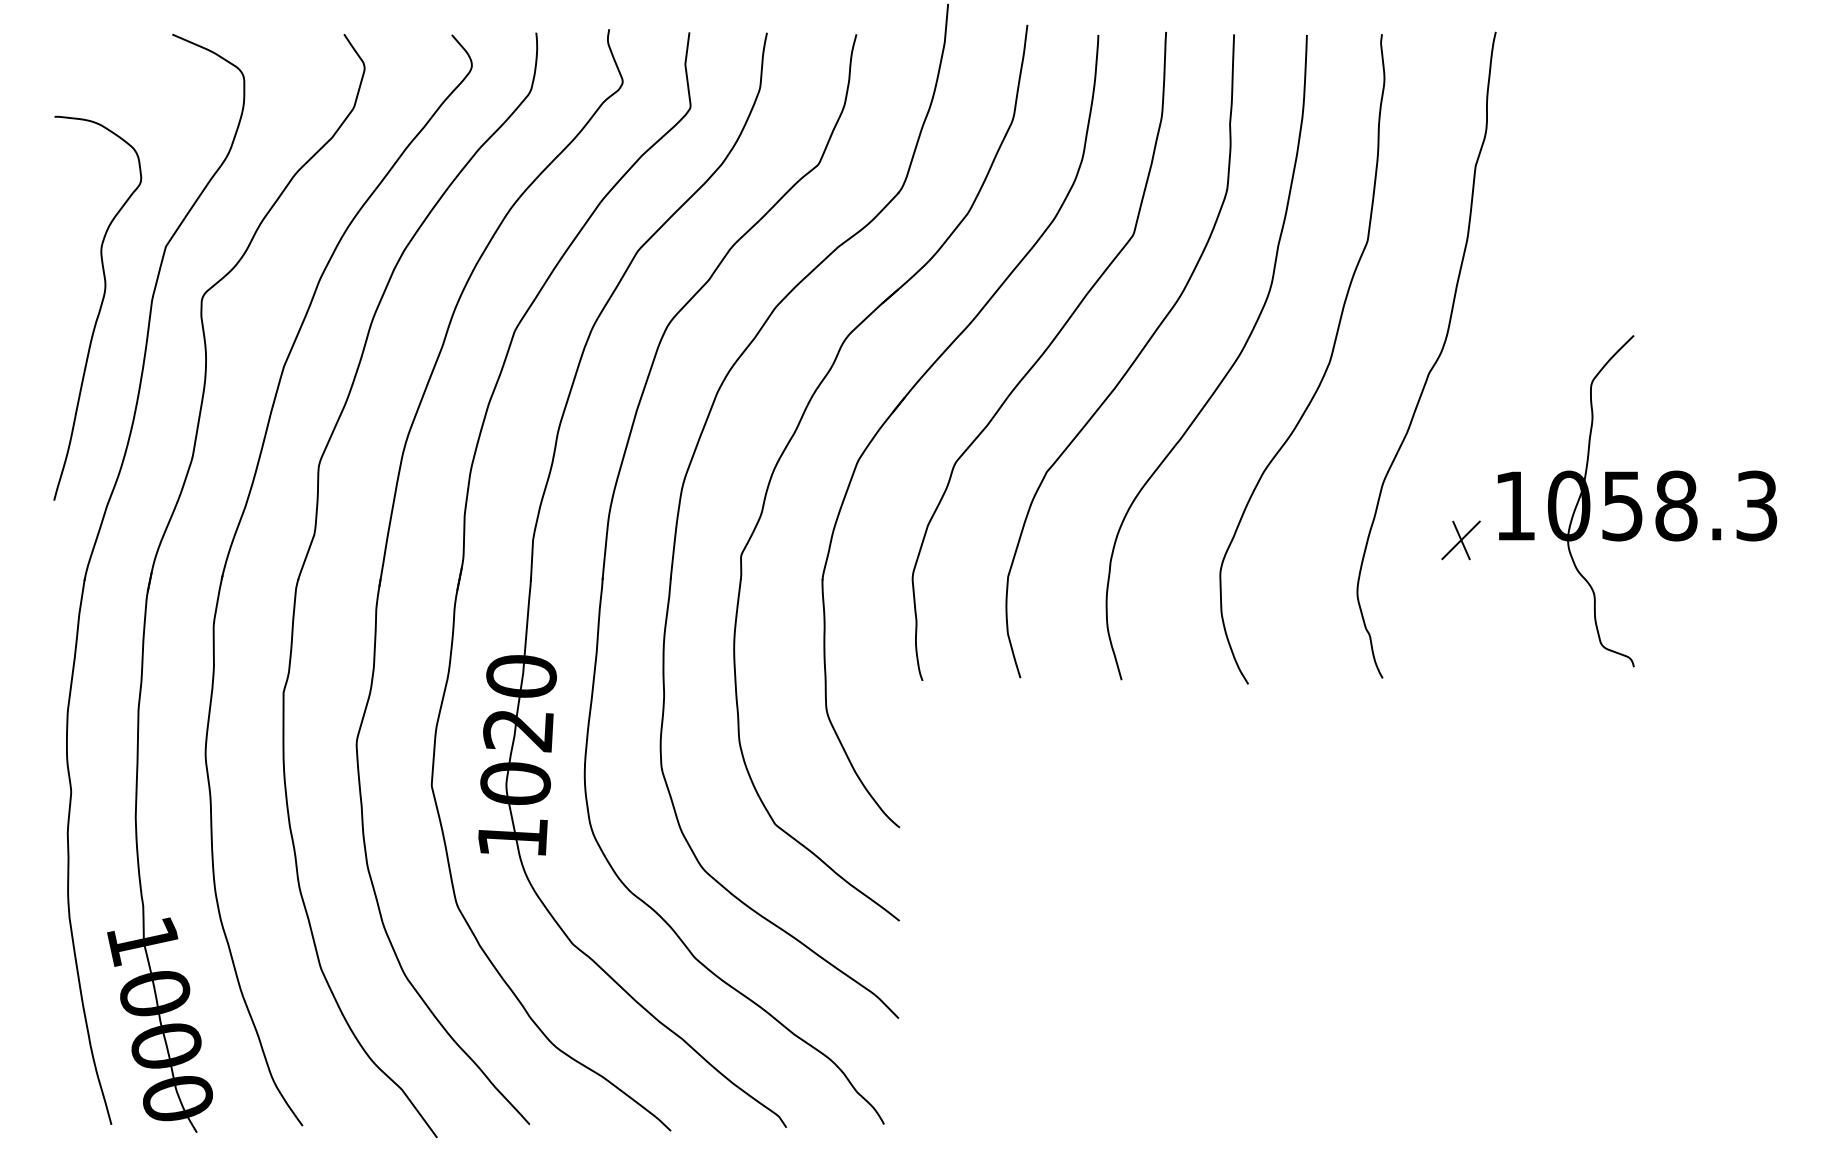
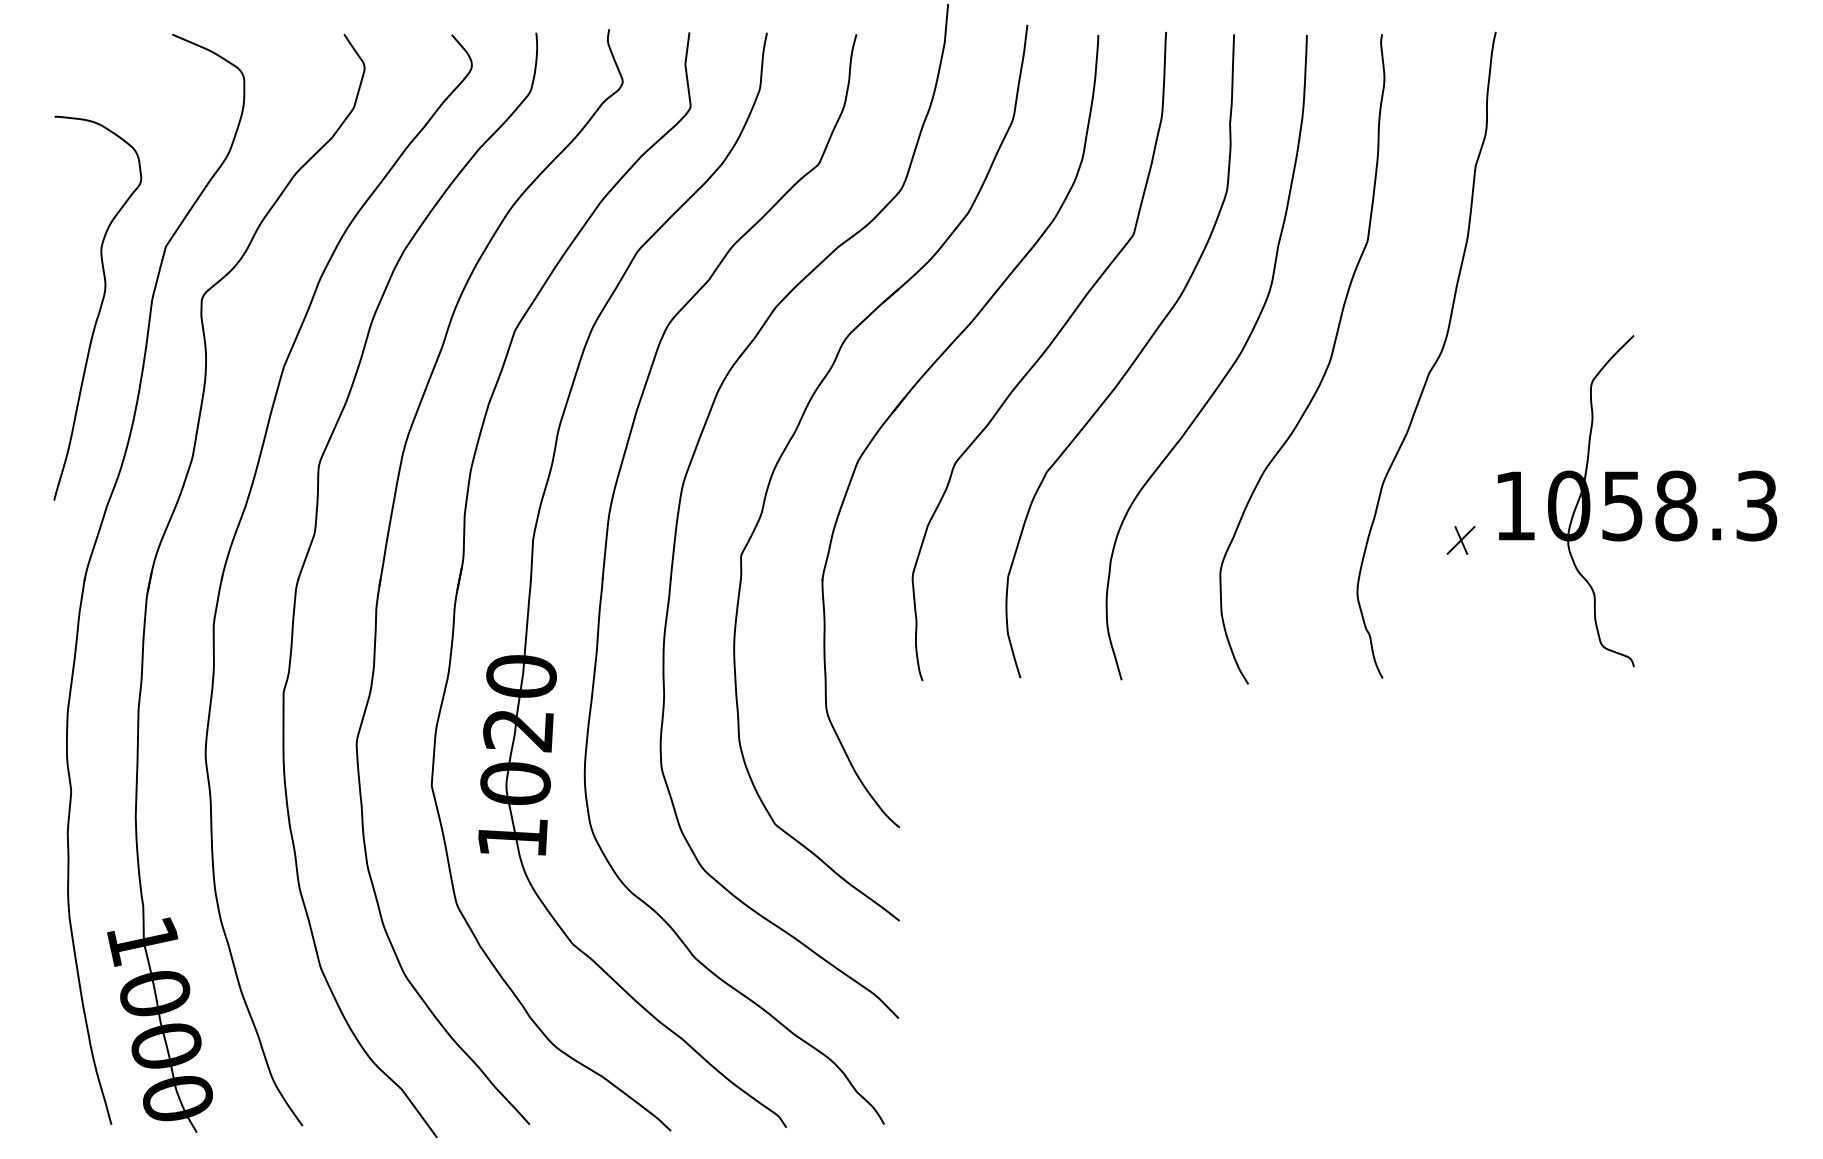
part size: 40x41 px -> 30x29 px (1460, 540)
